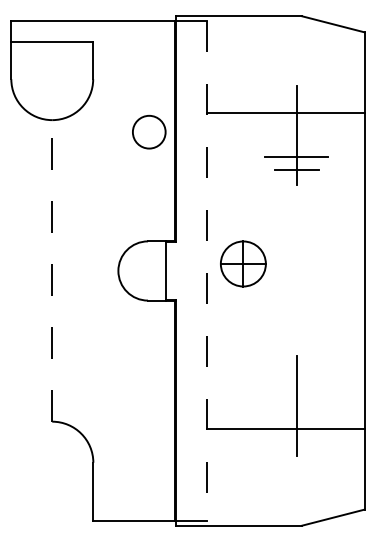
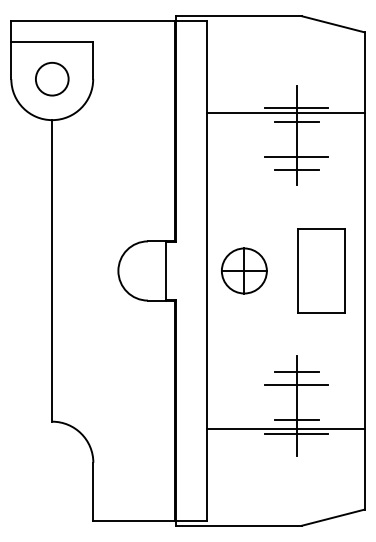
line: none -> present (296, 108)
line: none -> present (296, 121)
circle position: (149, 131) -> (52, 78) (52, 78)
part position: (243, 263) -> (244, 270) (244, 270)
line: dashed -> solid (52, 270)
part: none -> present (321, 270)
line: dashed -> solid (207, 271)
line: none -> present (296, 371)
line: none -> present (296, 385)
line: none -> present (296, 420)
line: none -> present (296, 433)
